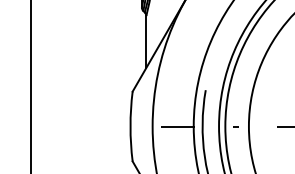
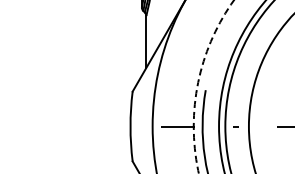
line: present -> none (30, 86)
circle: solid -> dashed (213, 86)
